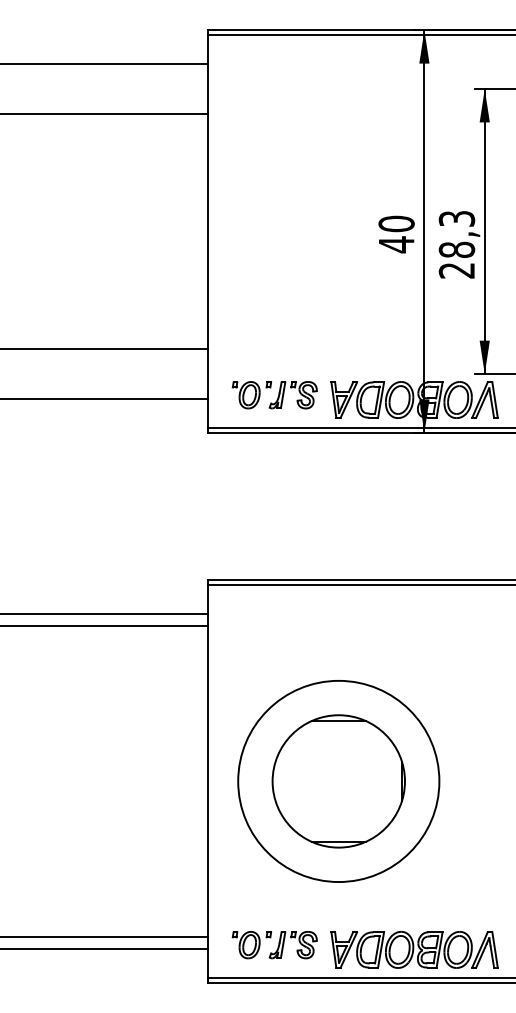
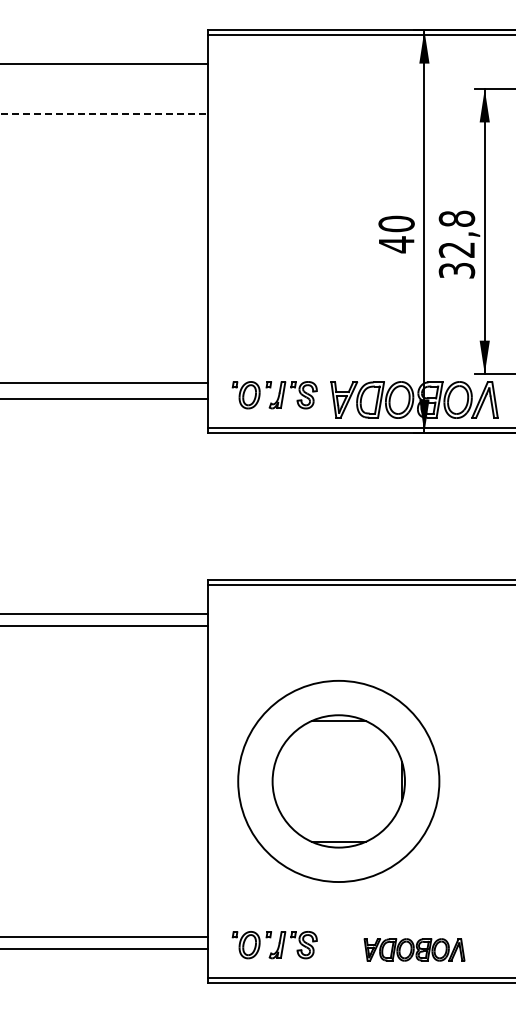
line: solid -> dashed (104, 114)
text: 28,3 -> 32,8 (456, 244)
line position: (105, 348) -> (105, 382) (105, 382)
part size: 169x38 px -> 103x24 px (414, 949)
